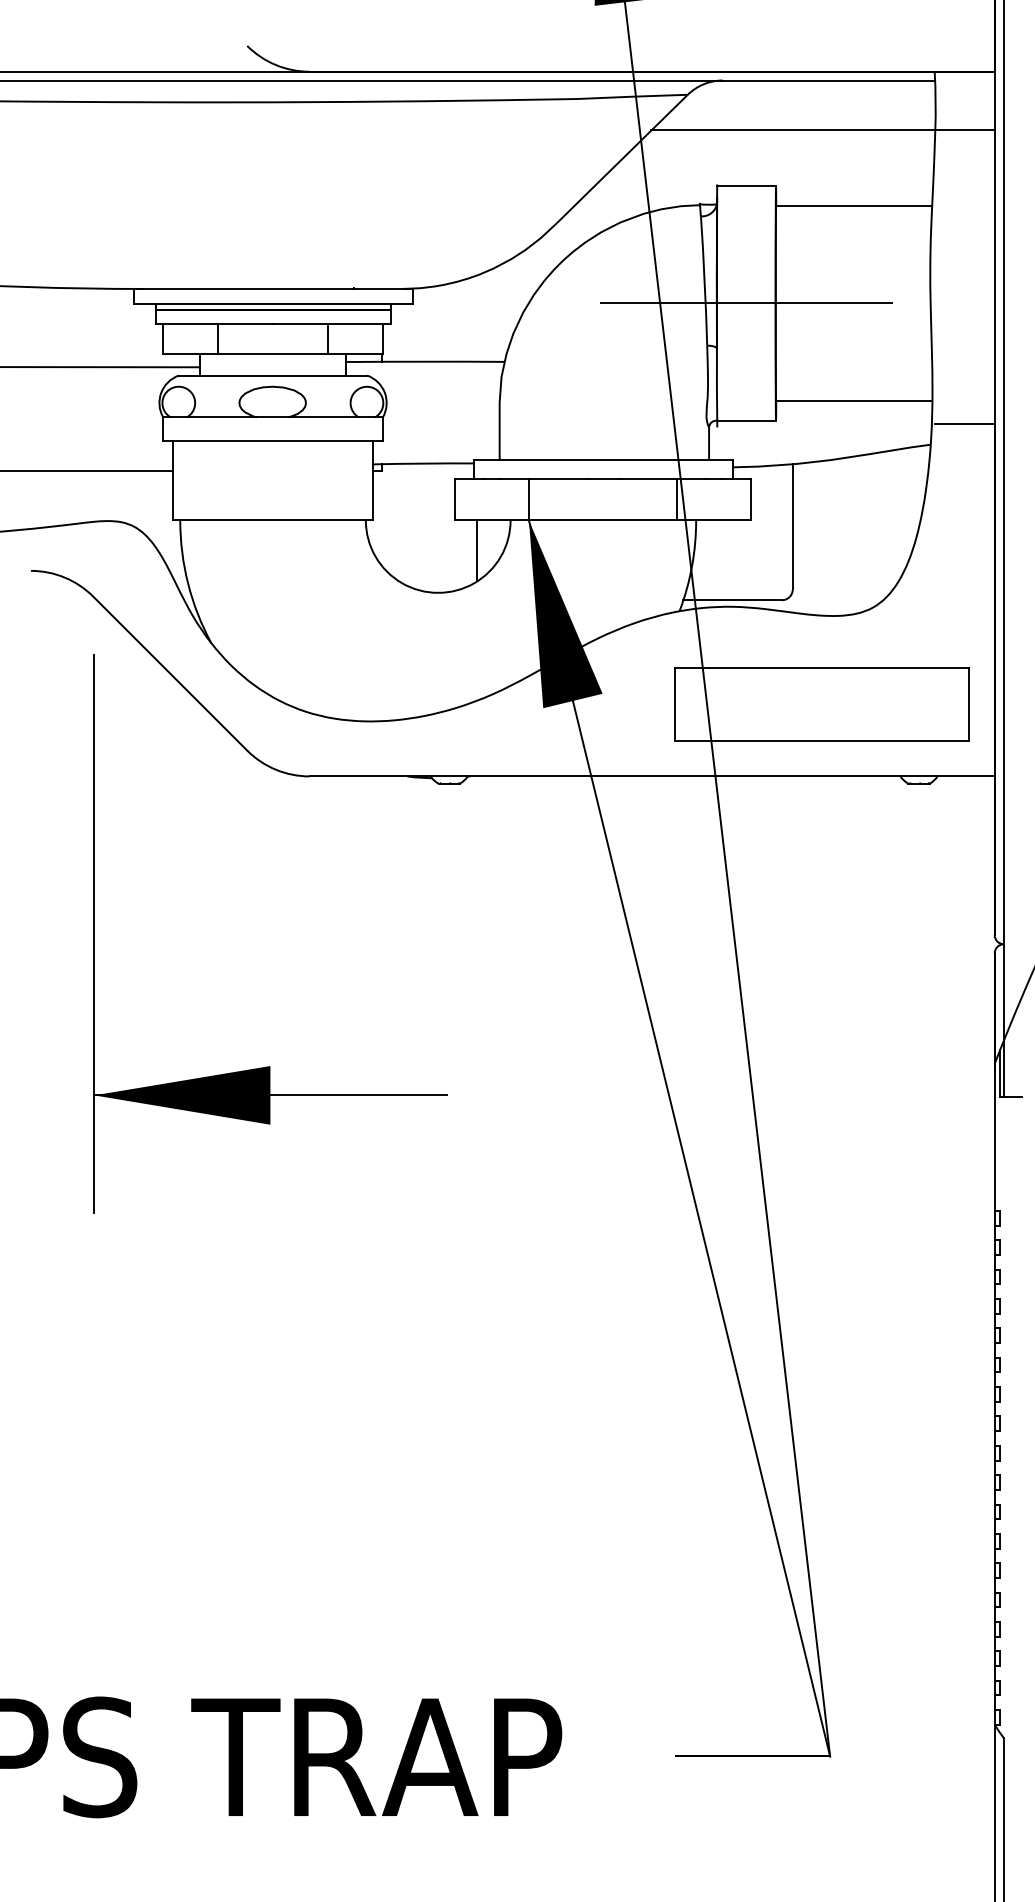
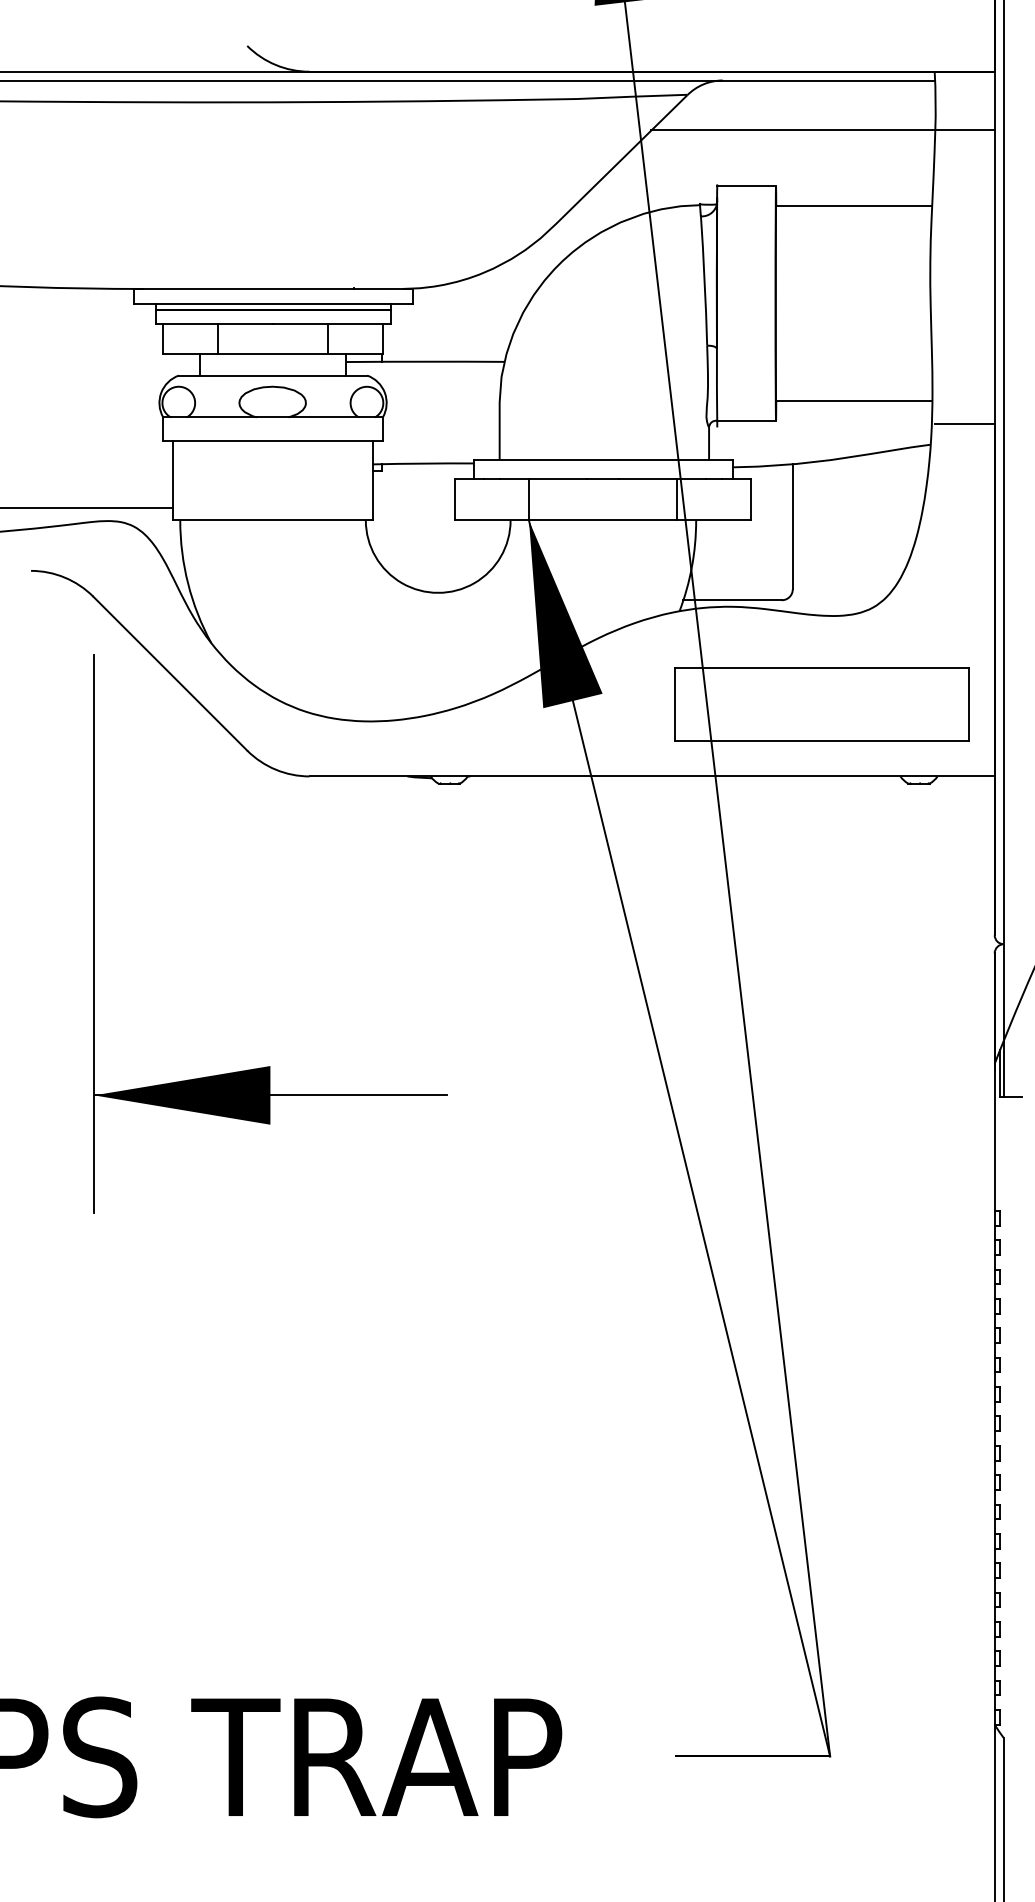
line: present -> none (746, 303)
line: present -> none (100, 367)
line position: (87, 471) -> (87, 508) (87, 508)
line: present -> none (477, 550)
